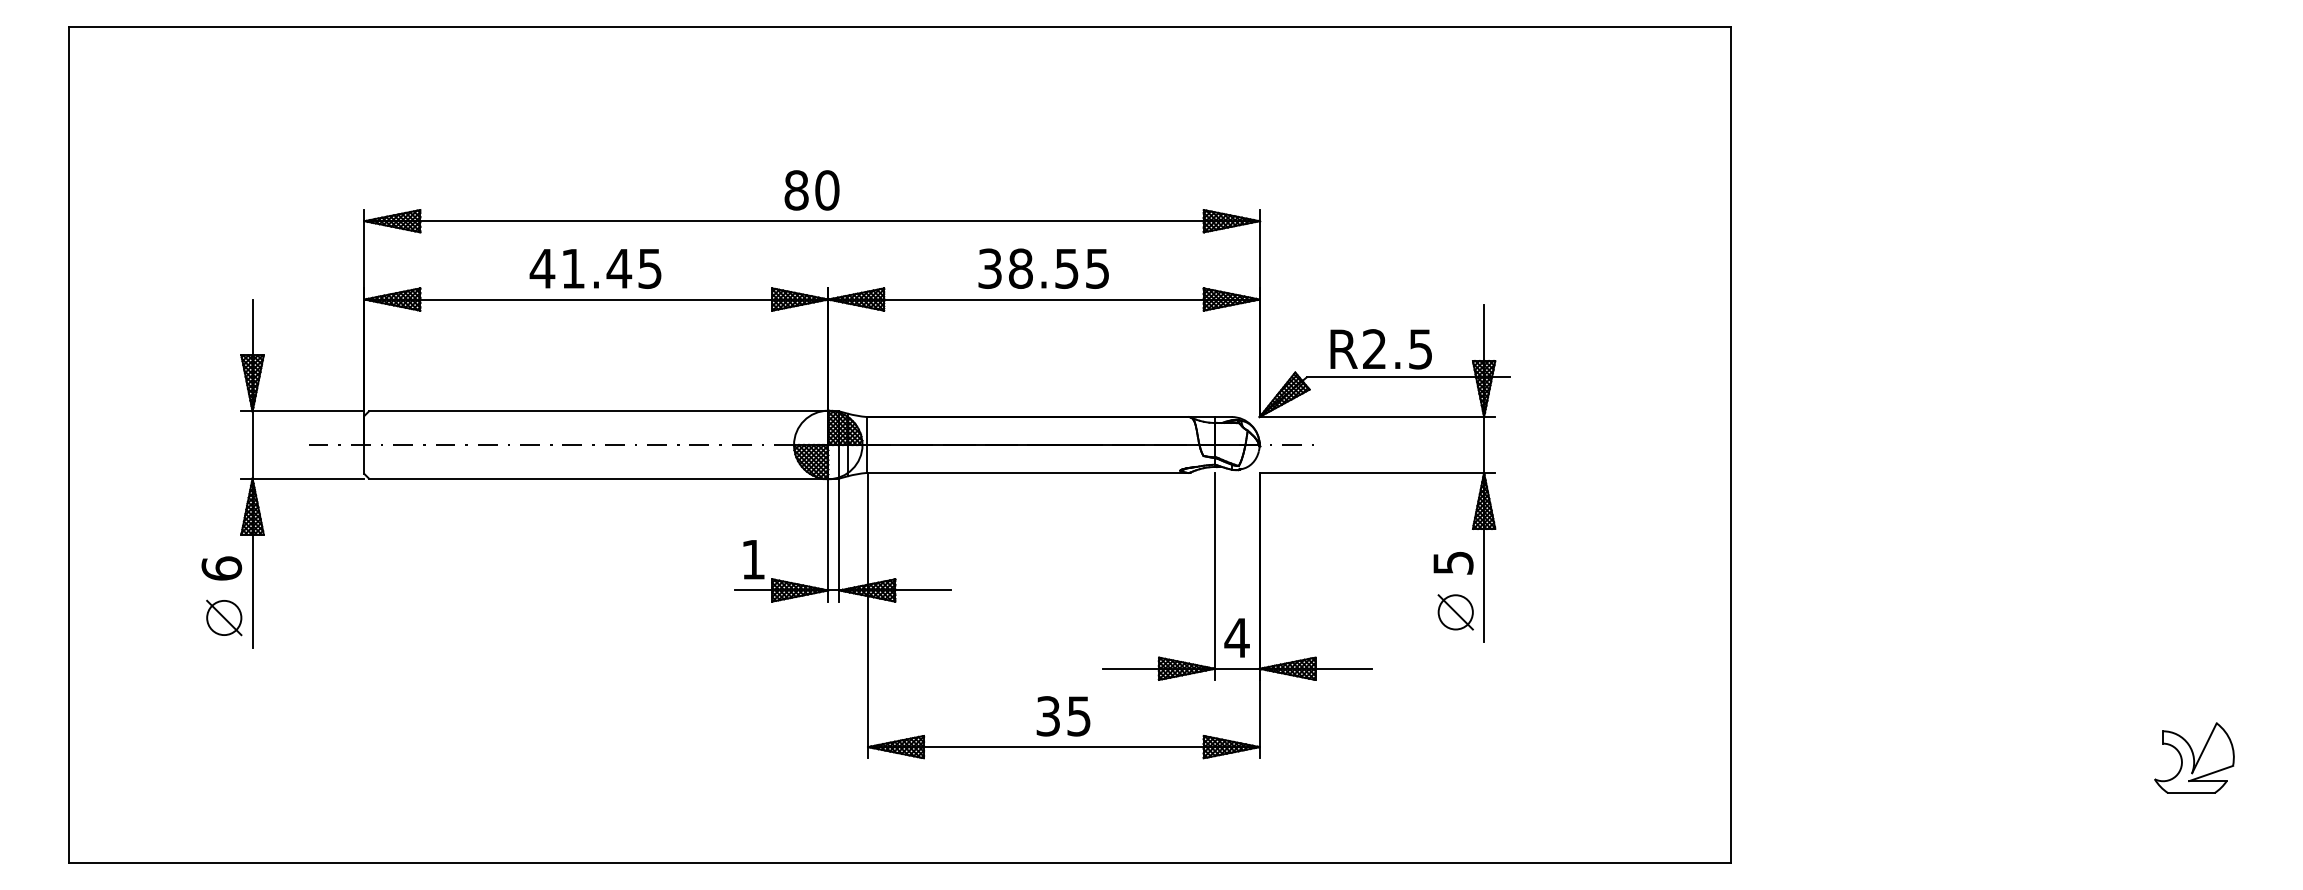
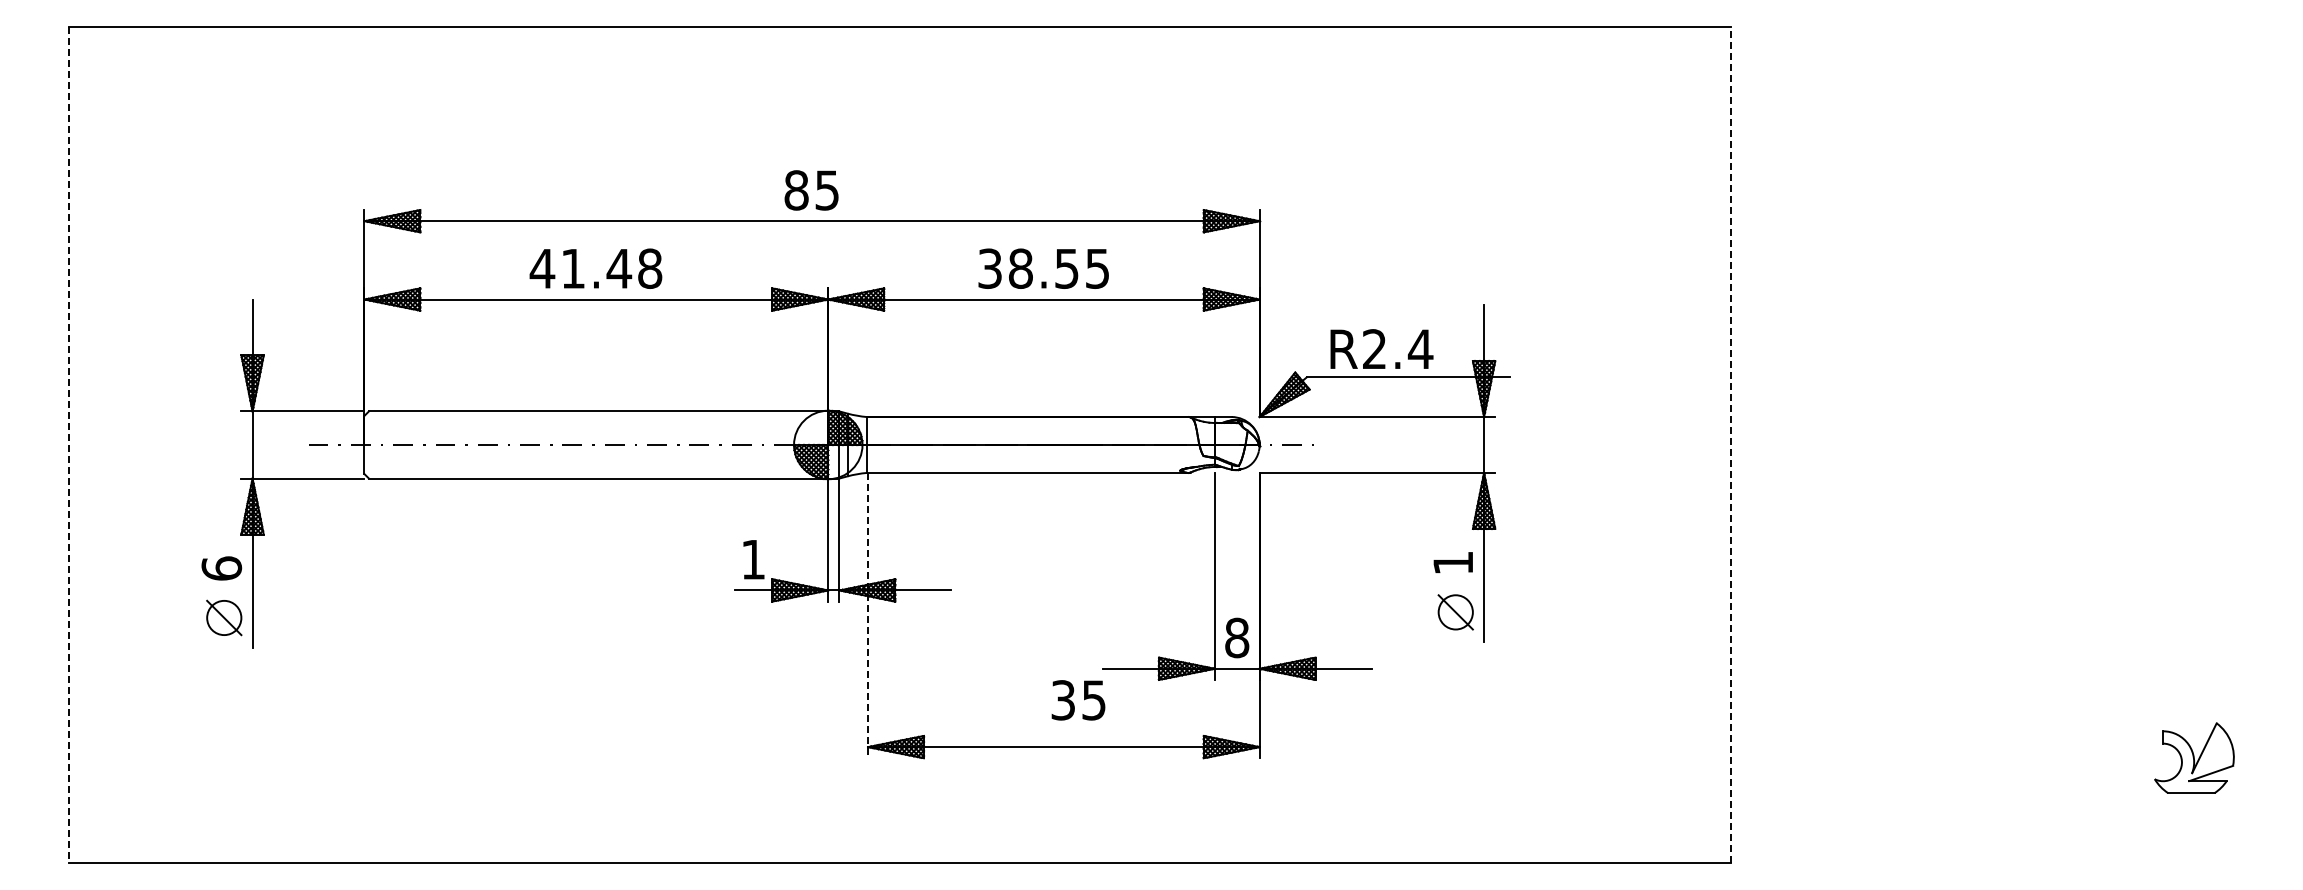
text: 80 -> 85 (827, 190)
text: 41.45 -> 41.48 (650, 268)
text: R2.5 -> R2.4 (1420, 349)
line: solid -> dashed (1730, 444)
line: solid -> dashed (69, 445)
text: 5 -> 1 (1453, 562)
line: solid -> dashed (868, 615)
text: 4 -> 8 (1236, 637)
text position: (1063, 716) -> (1078, 700) (1078, 700)
